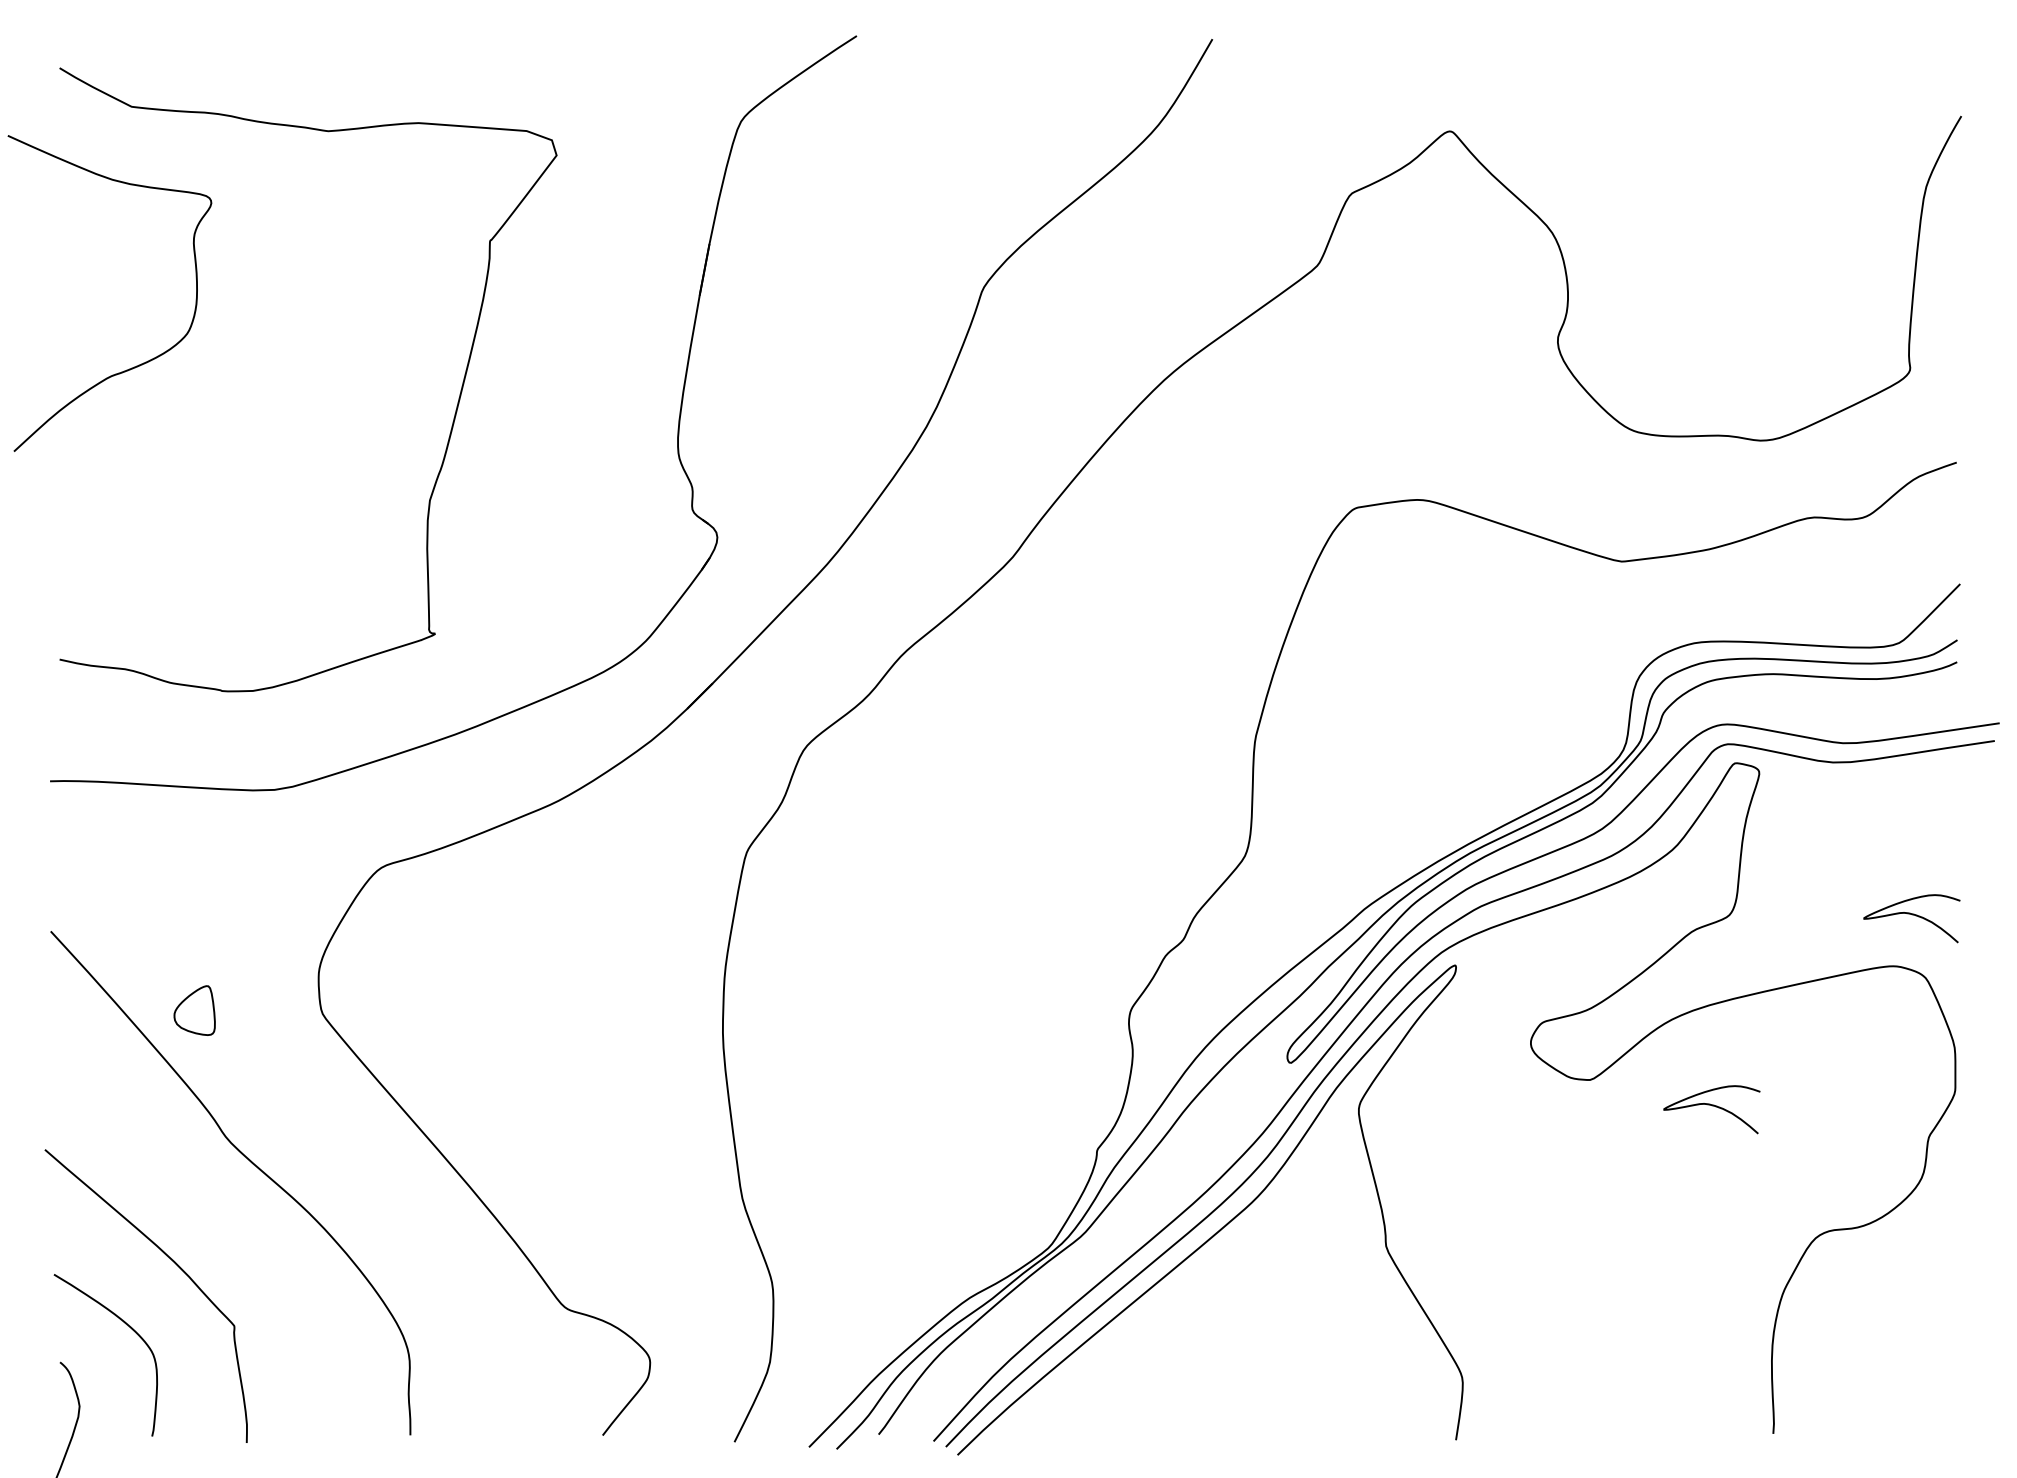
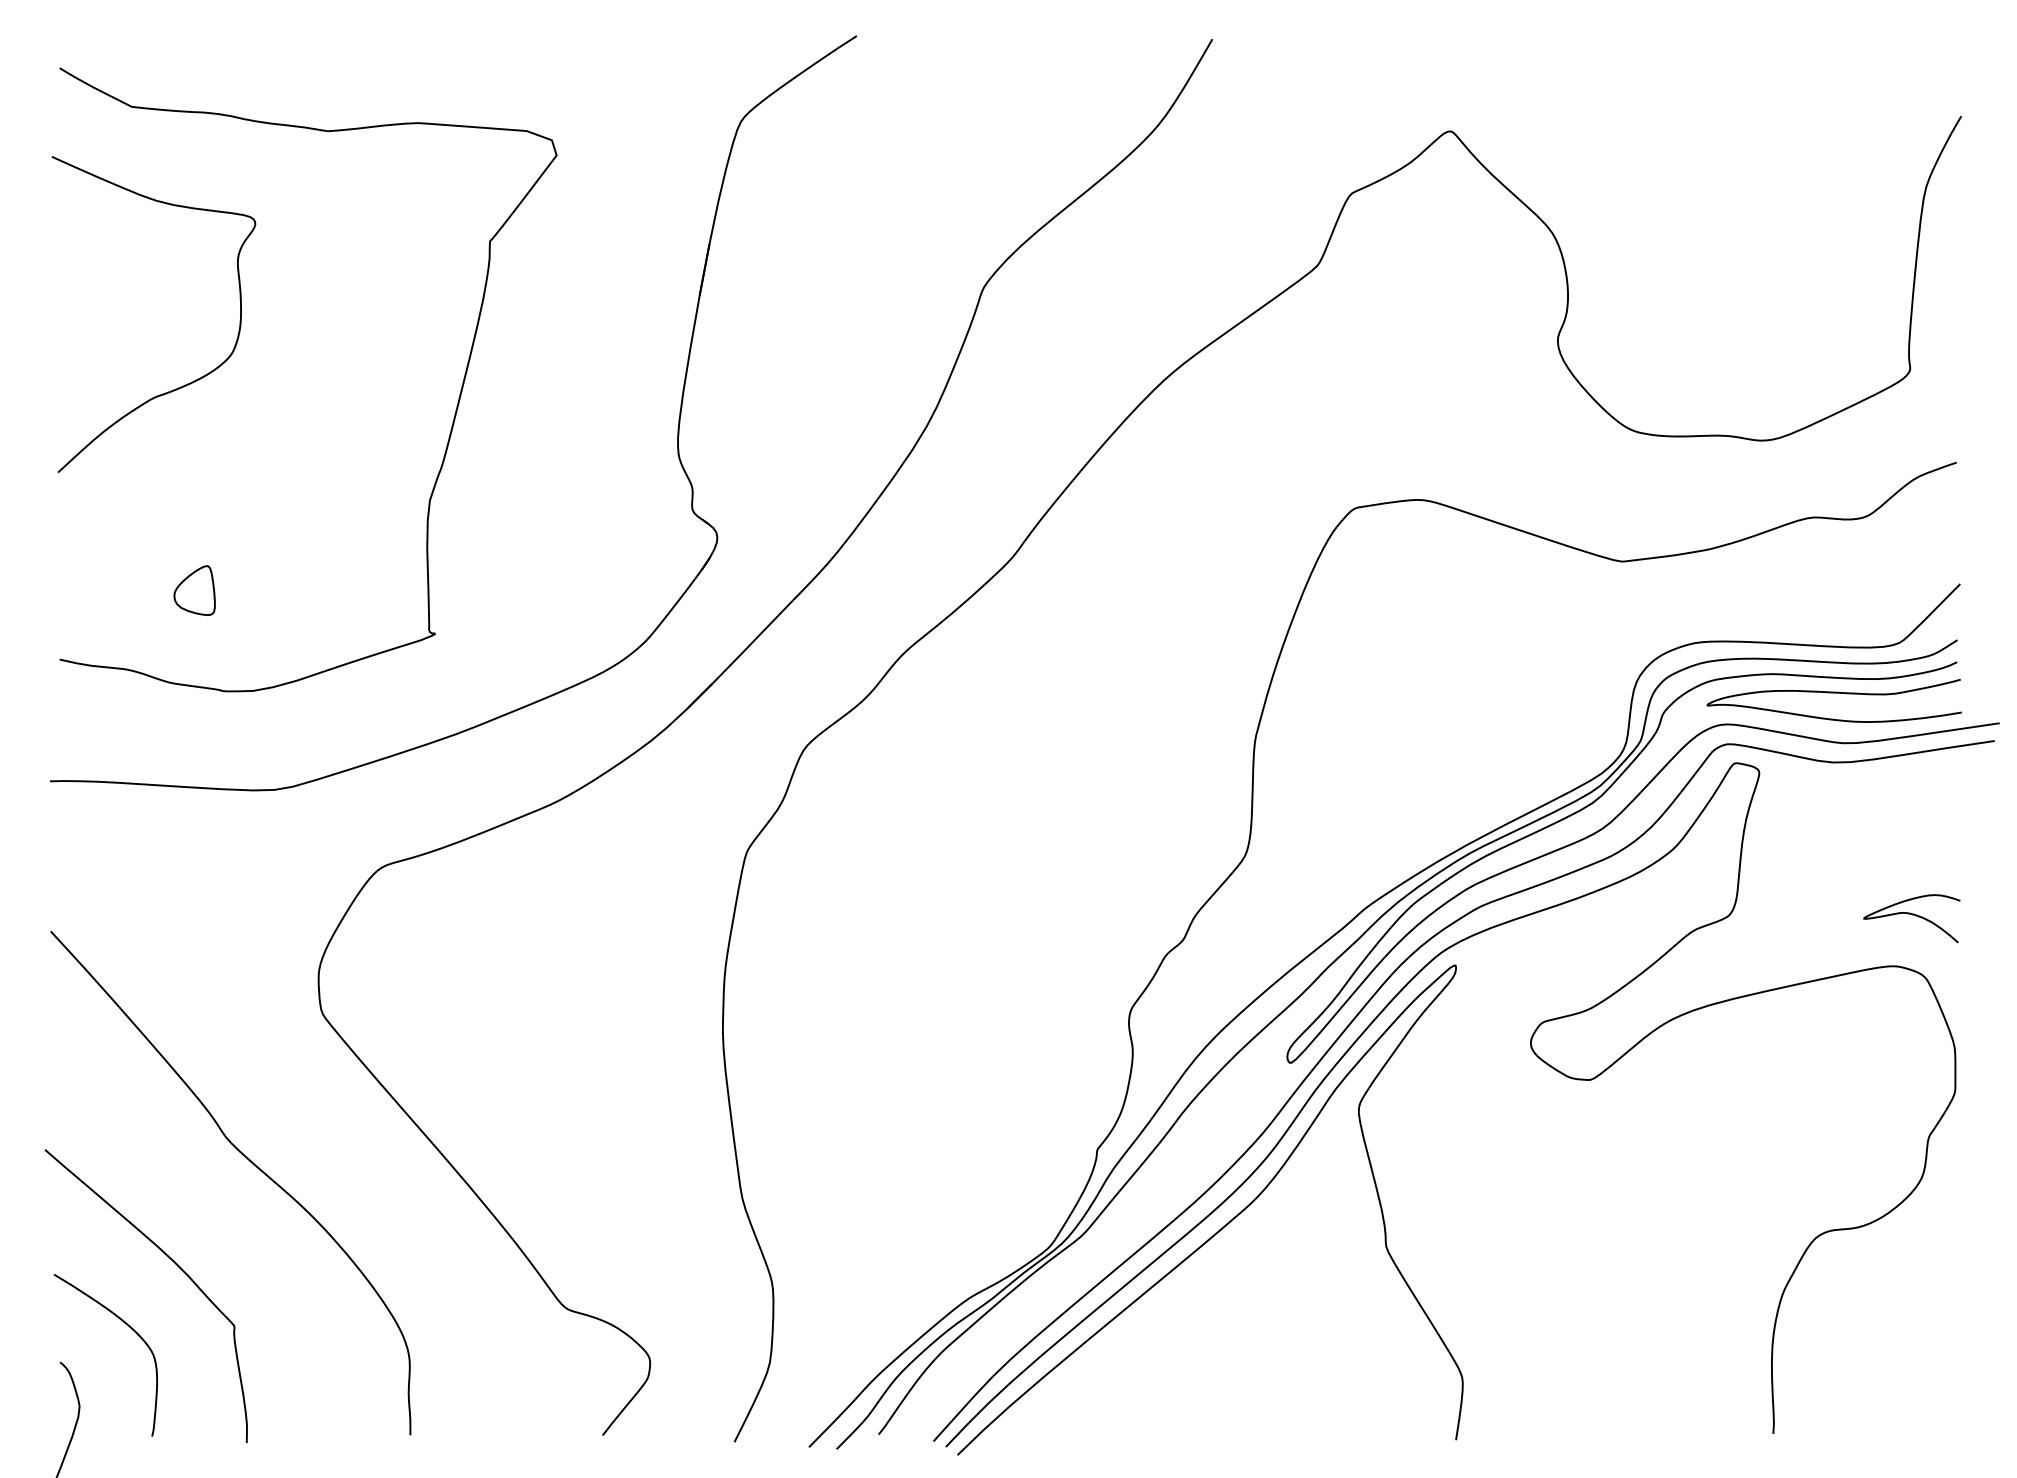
curve position: (136, 365) -> (180, 386) (180, 386)
curve: none -> present (1833, 693)
part position: (194, 1010) -> (194, 590) (194, 590)
curve: present -> none (1712, 1106)
